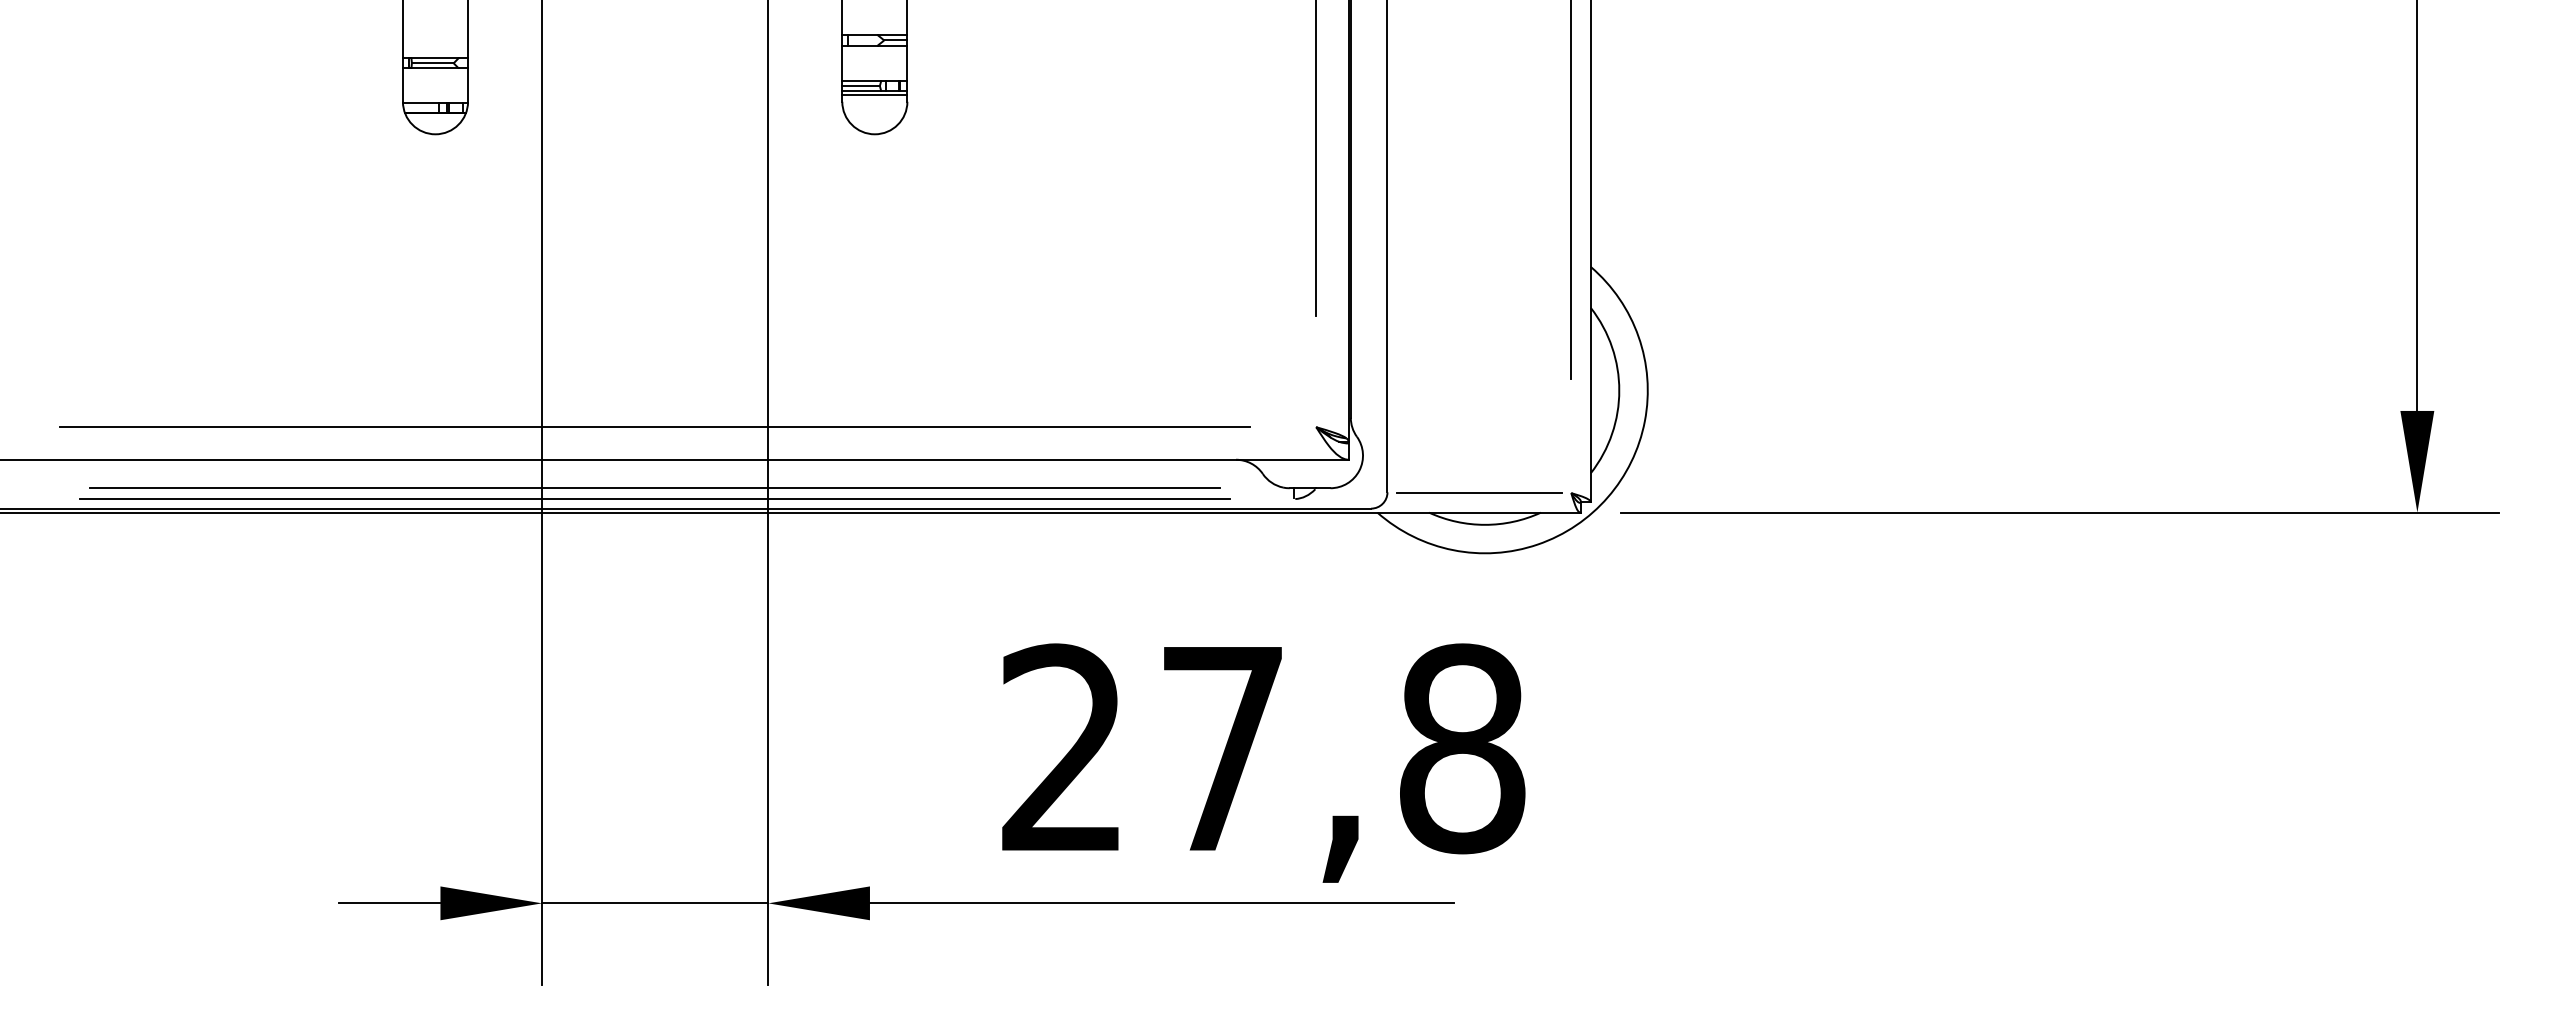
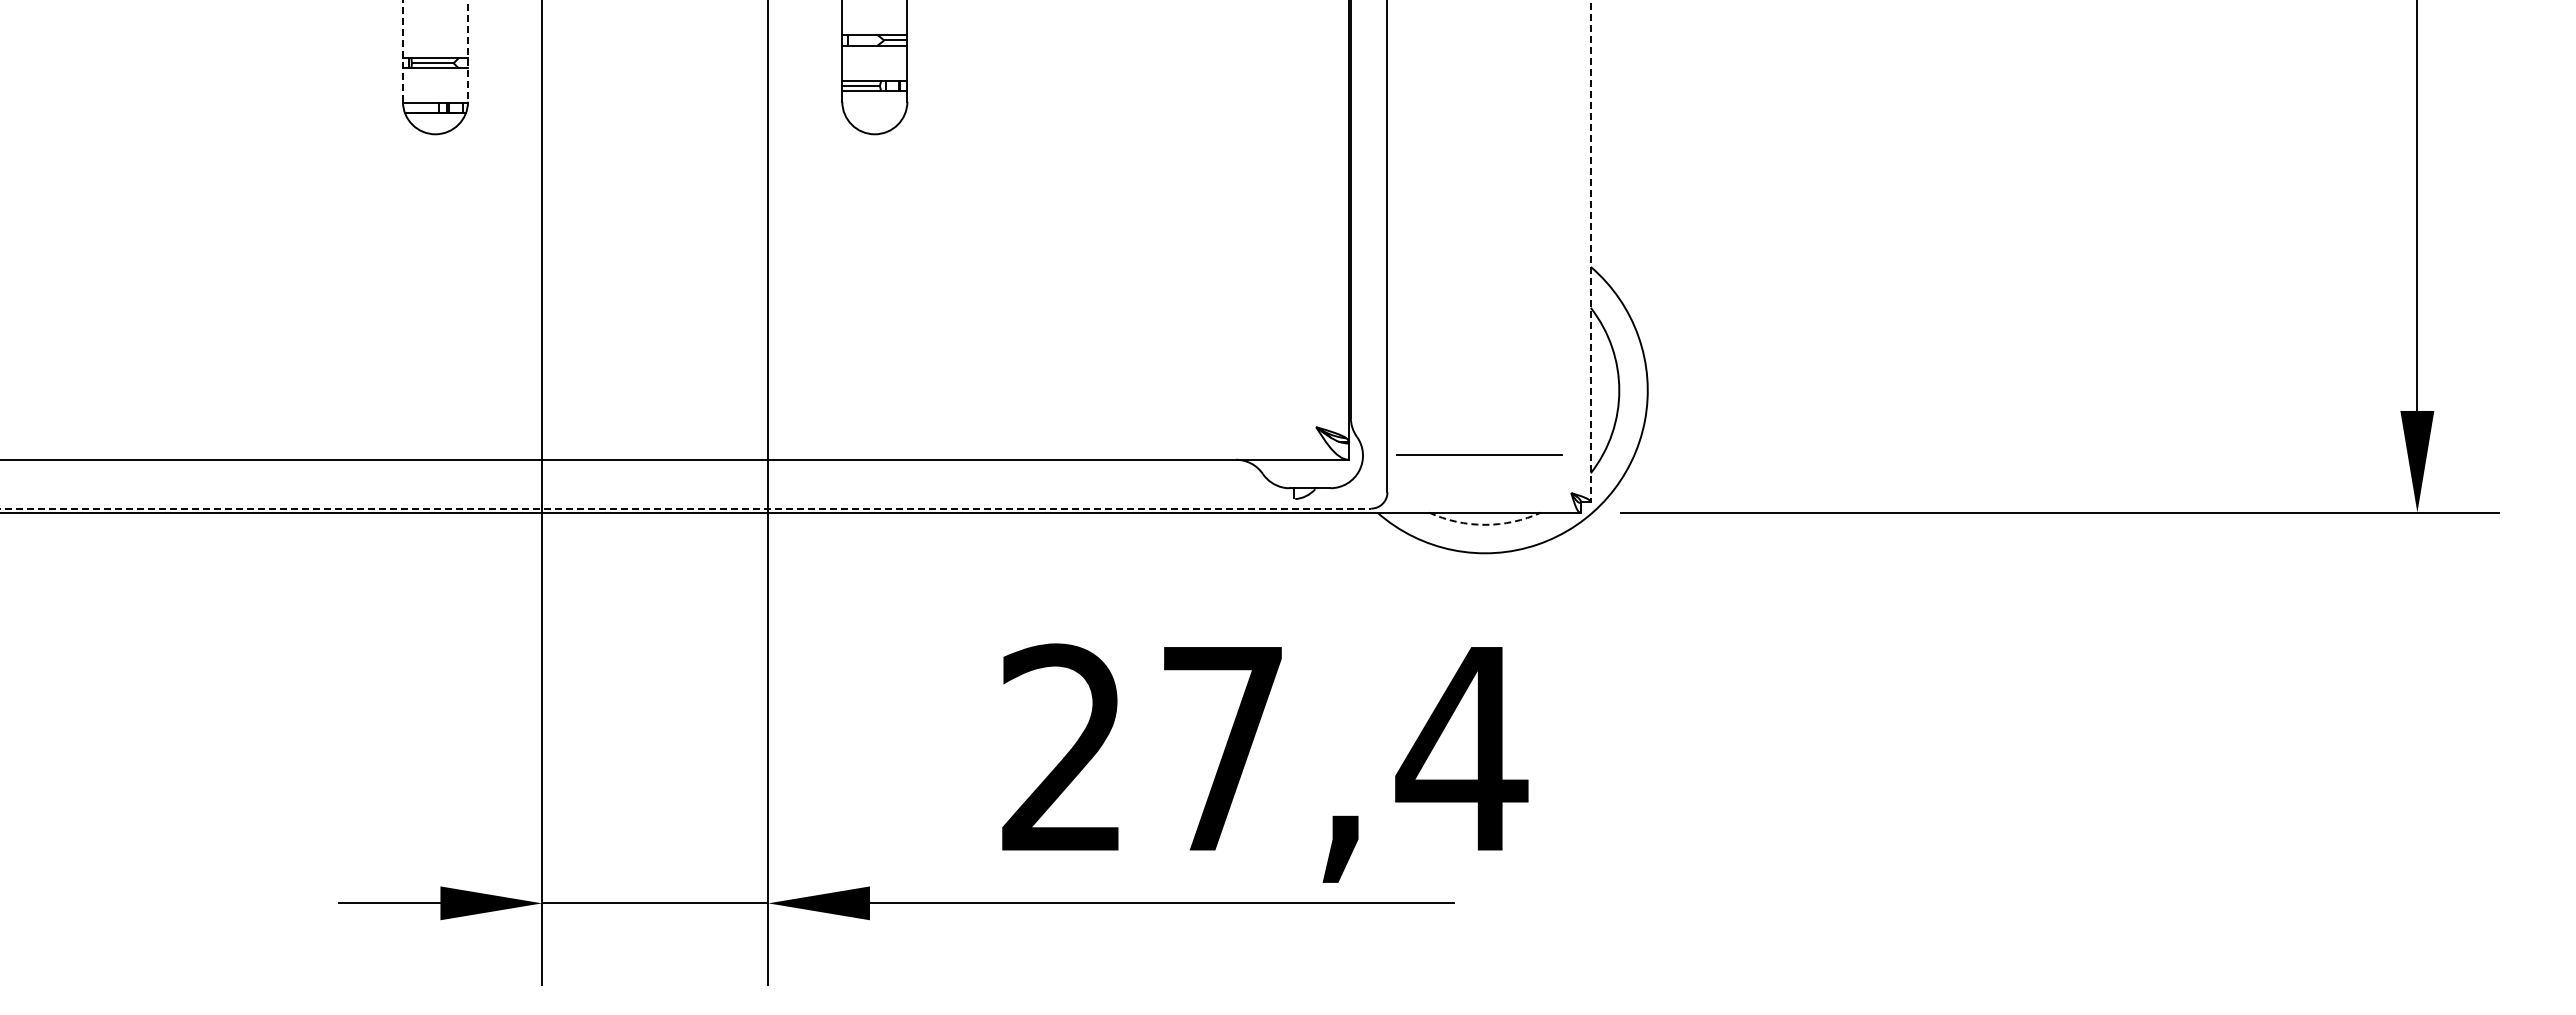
line: solid -> dashed (402, 50)
line: solid -> dashed (468, 51)
line: present -> none (874, 95)
line: present -> none (1316, 159)
line: present -> none (1571, 190)
line: solid -> dashed (1590, 251)
line: present -> none (655, 427)
line: present -> none (655, 487)
line position: (1479, 492) -> (1479, 454) (1479, 454)
line: present -> none (655, 499)
line: solid -> dashed (686, 508)
arc: solid -> dashed (1485, 524)
text: 27,8 -> 27,4 (1461, 748)
